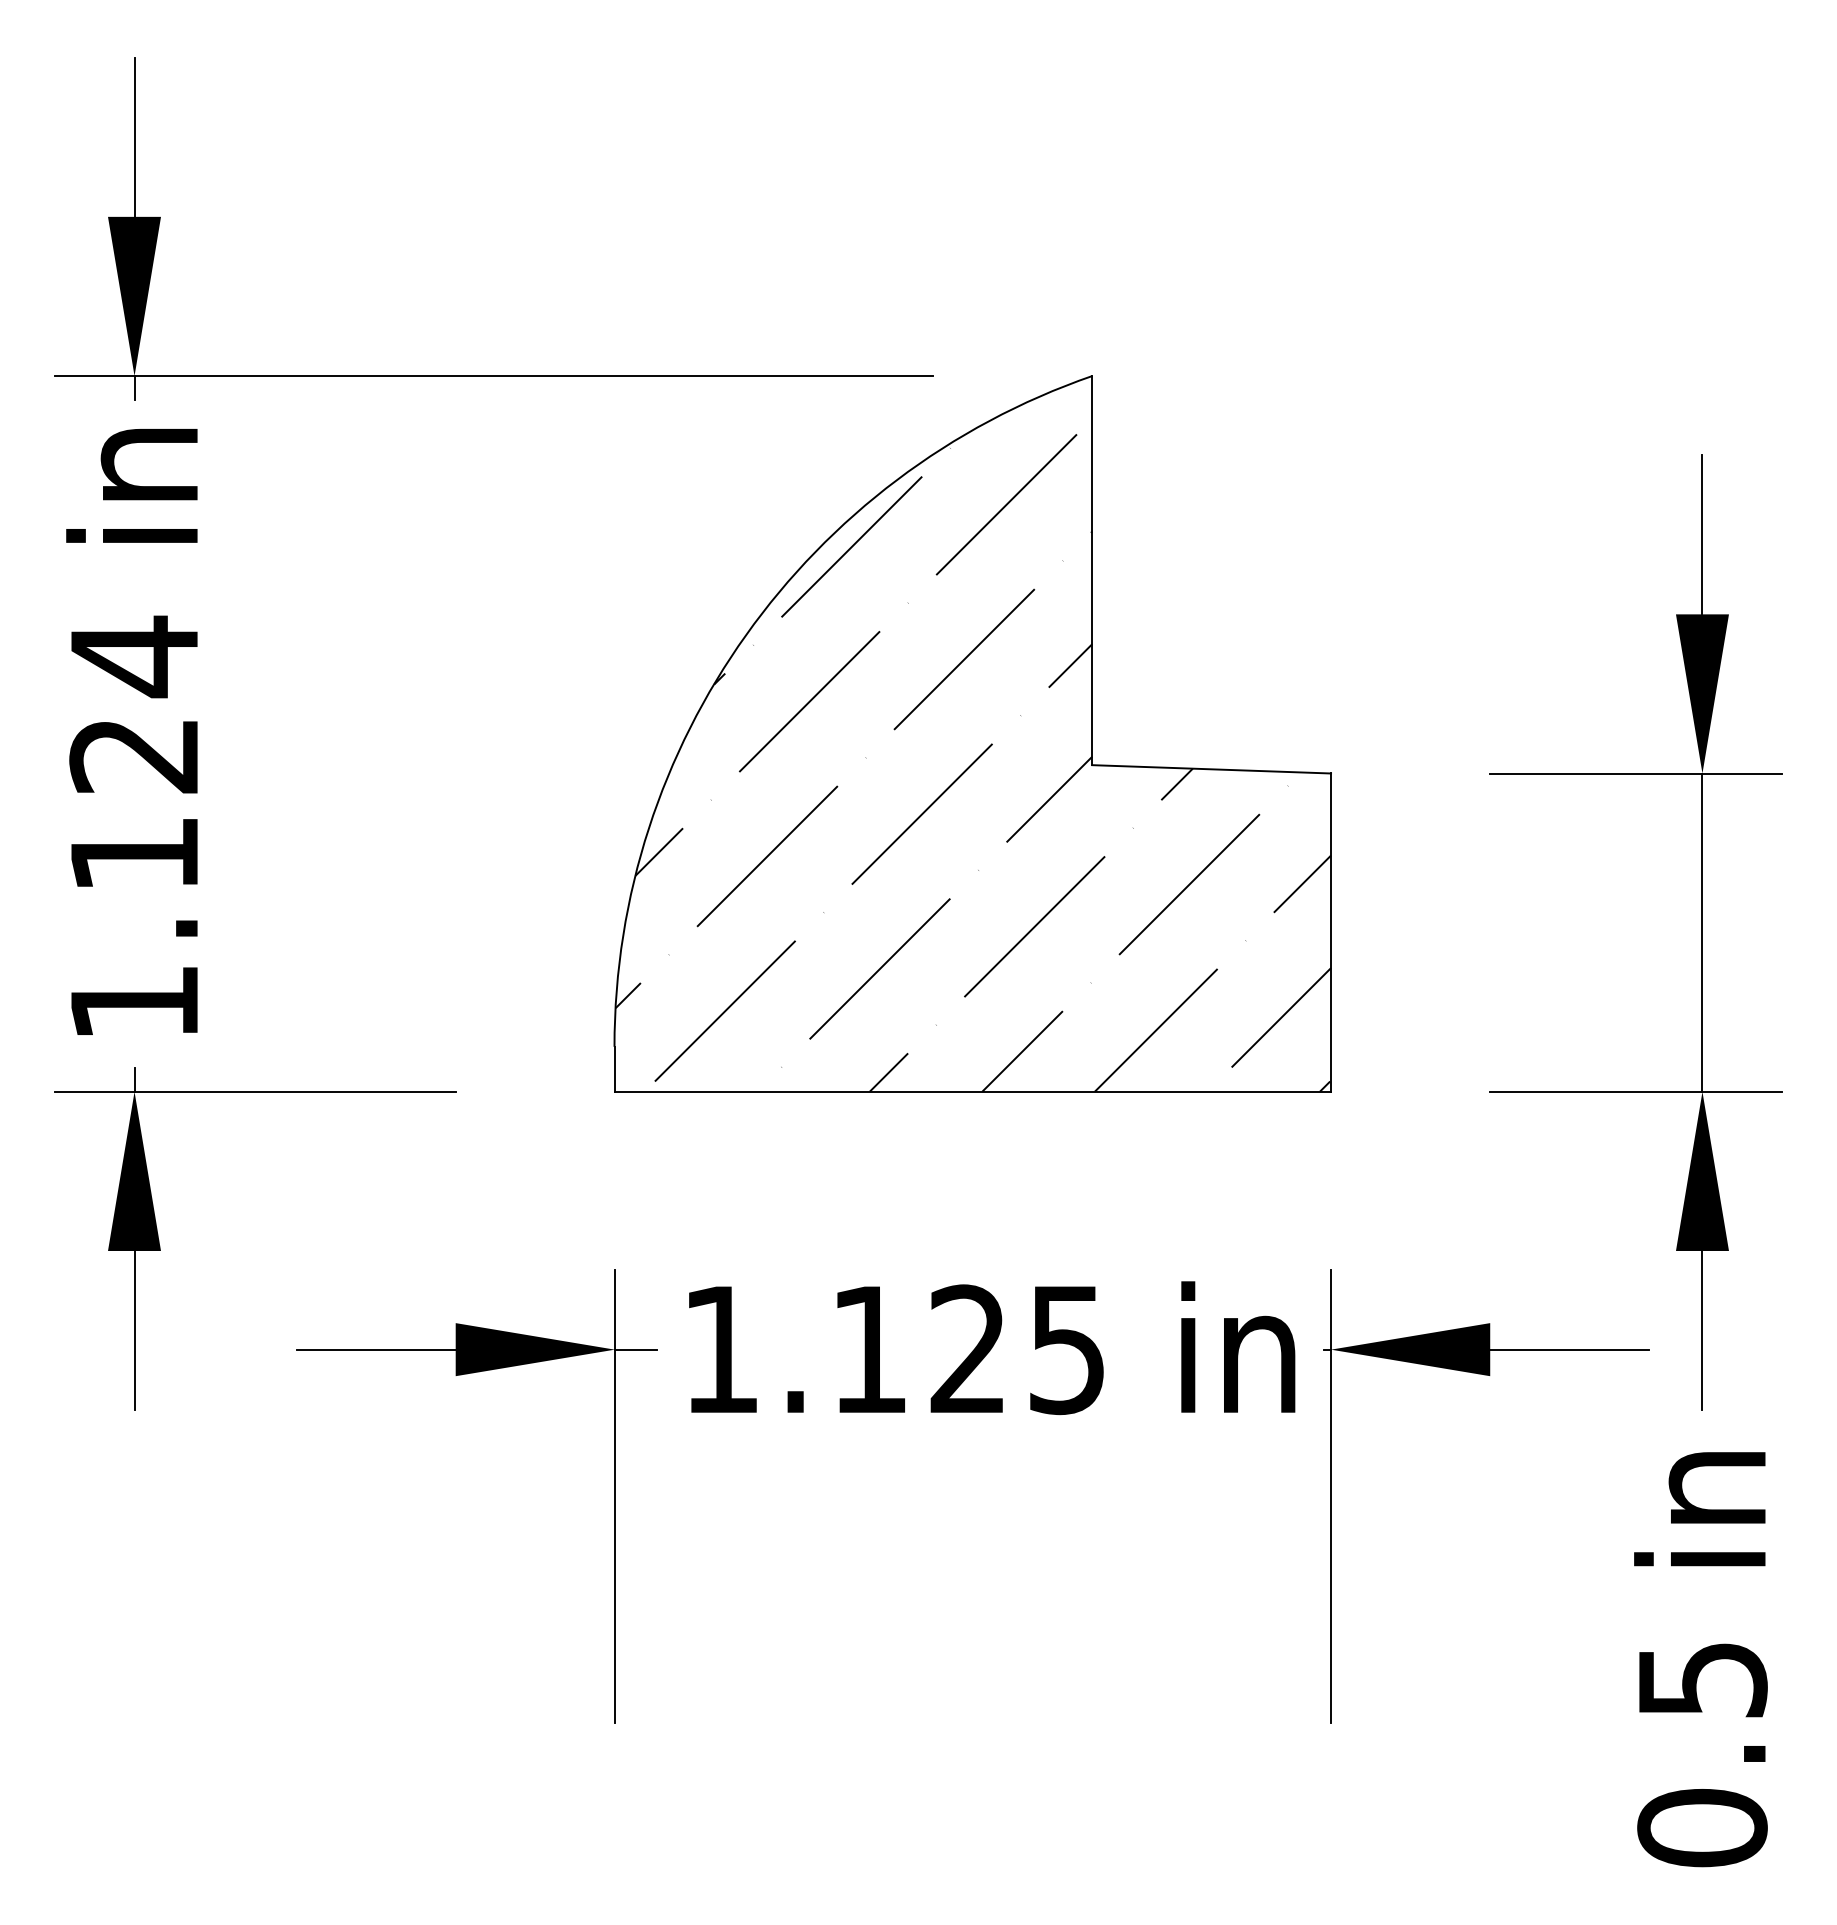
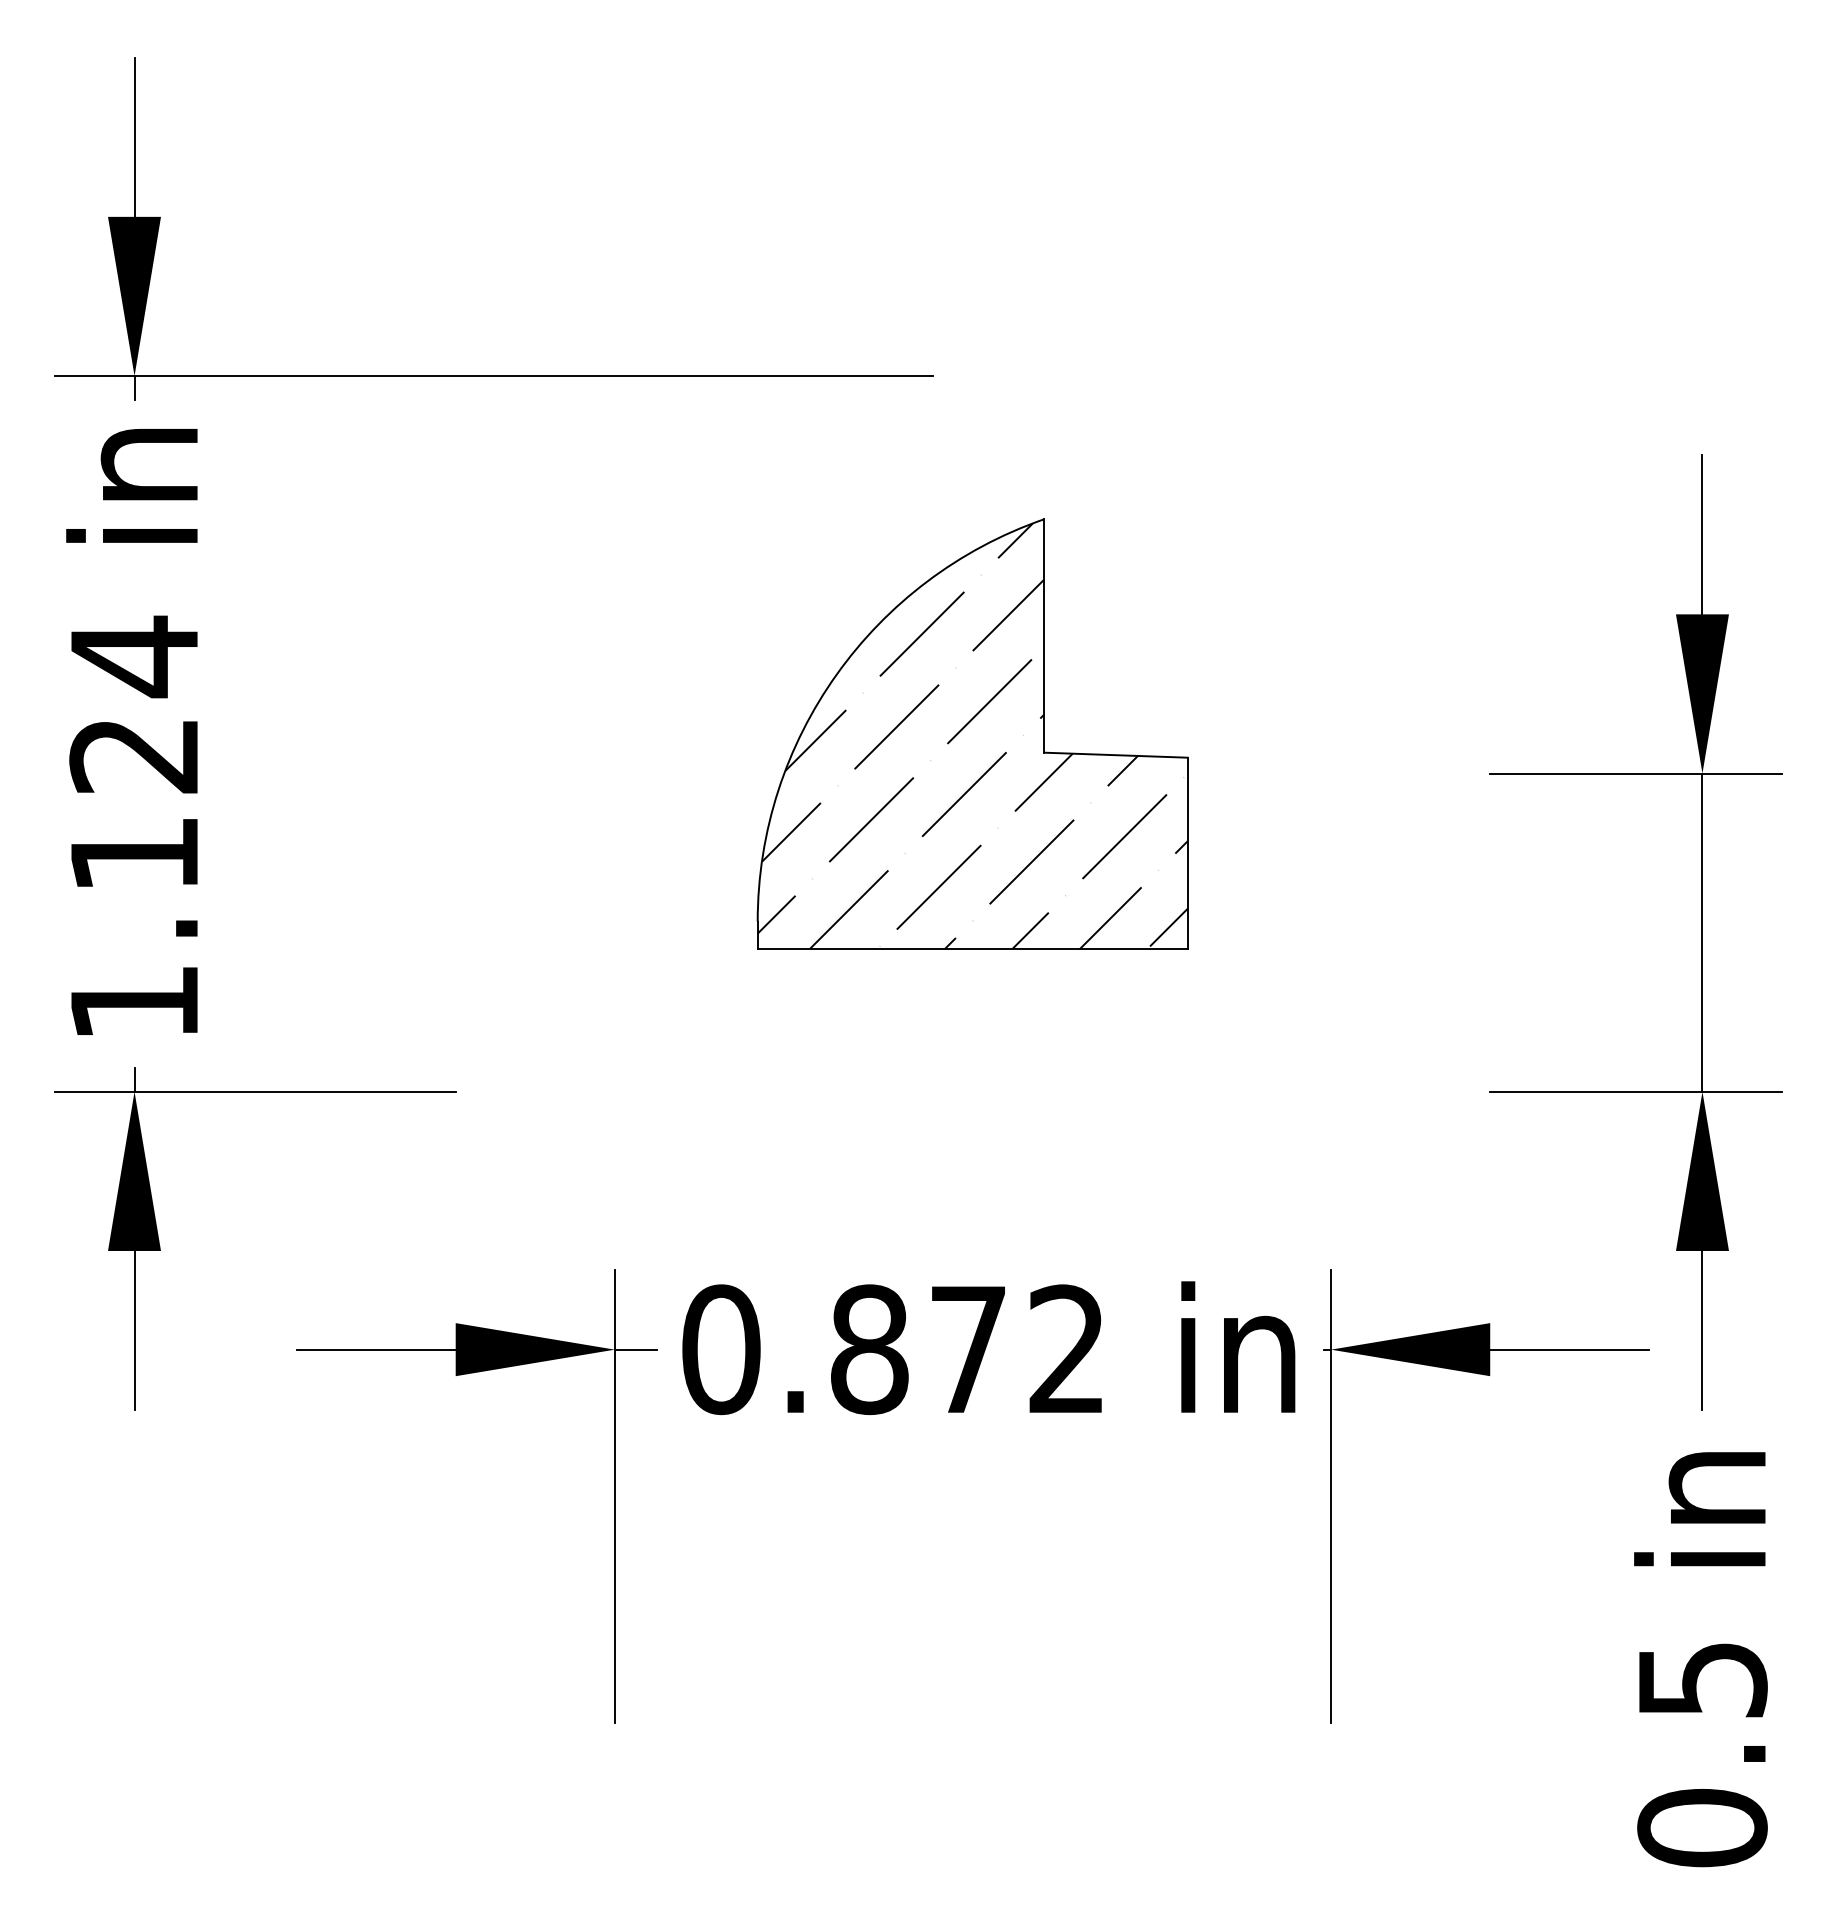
part size: 719x718 px -> 433x432 px (972, 733)
text: 1.125 -> 0.872 (892, 1349)
